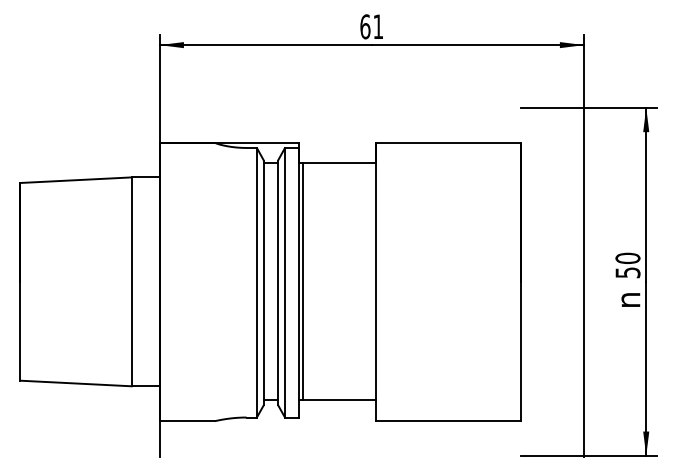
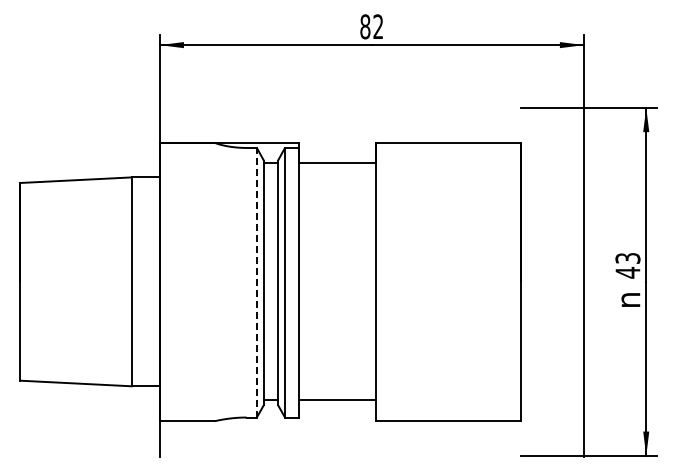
text: 61 -> 82 (371, 26)
text: 50 -> 43 (627, 265)
line: present -> none (302, 281)
line: solid -> dashed (256, 282)
